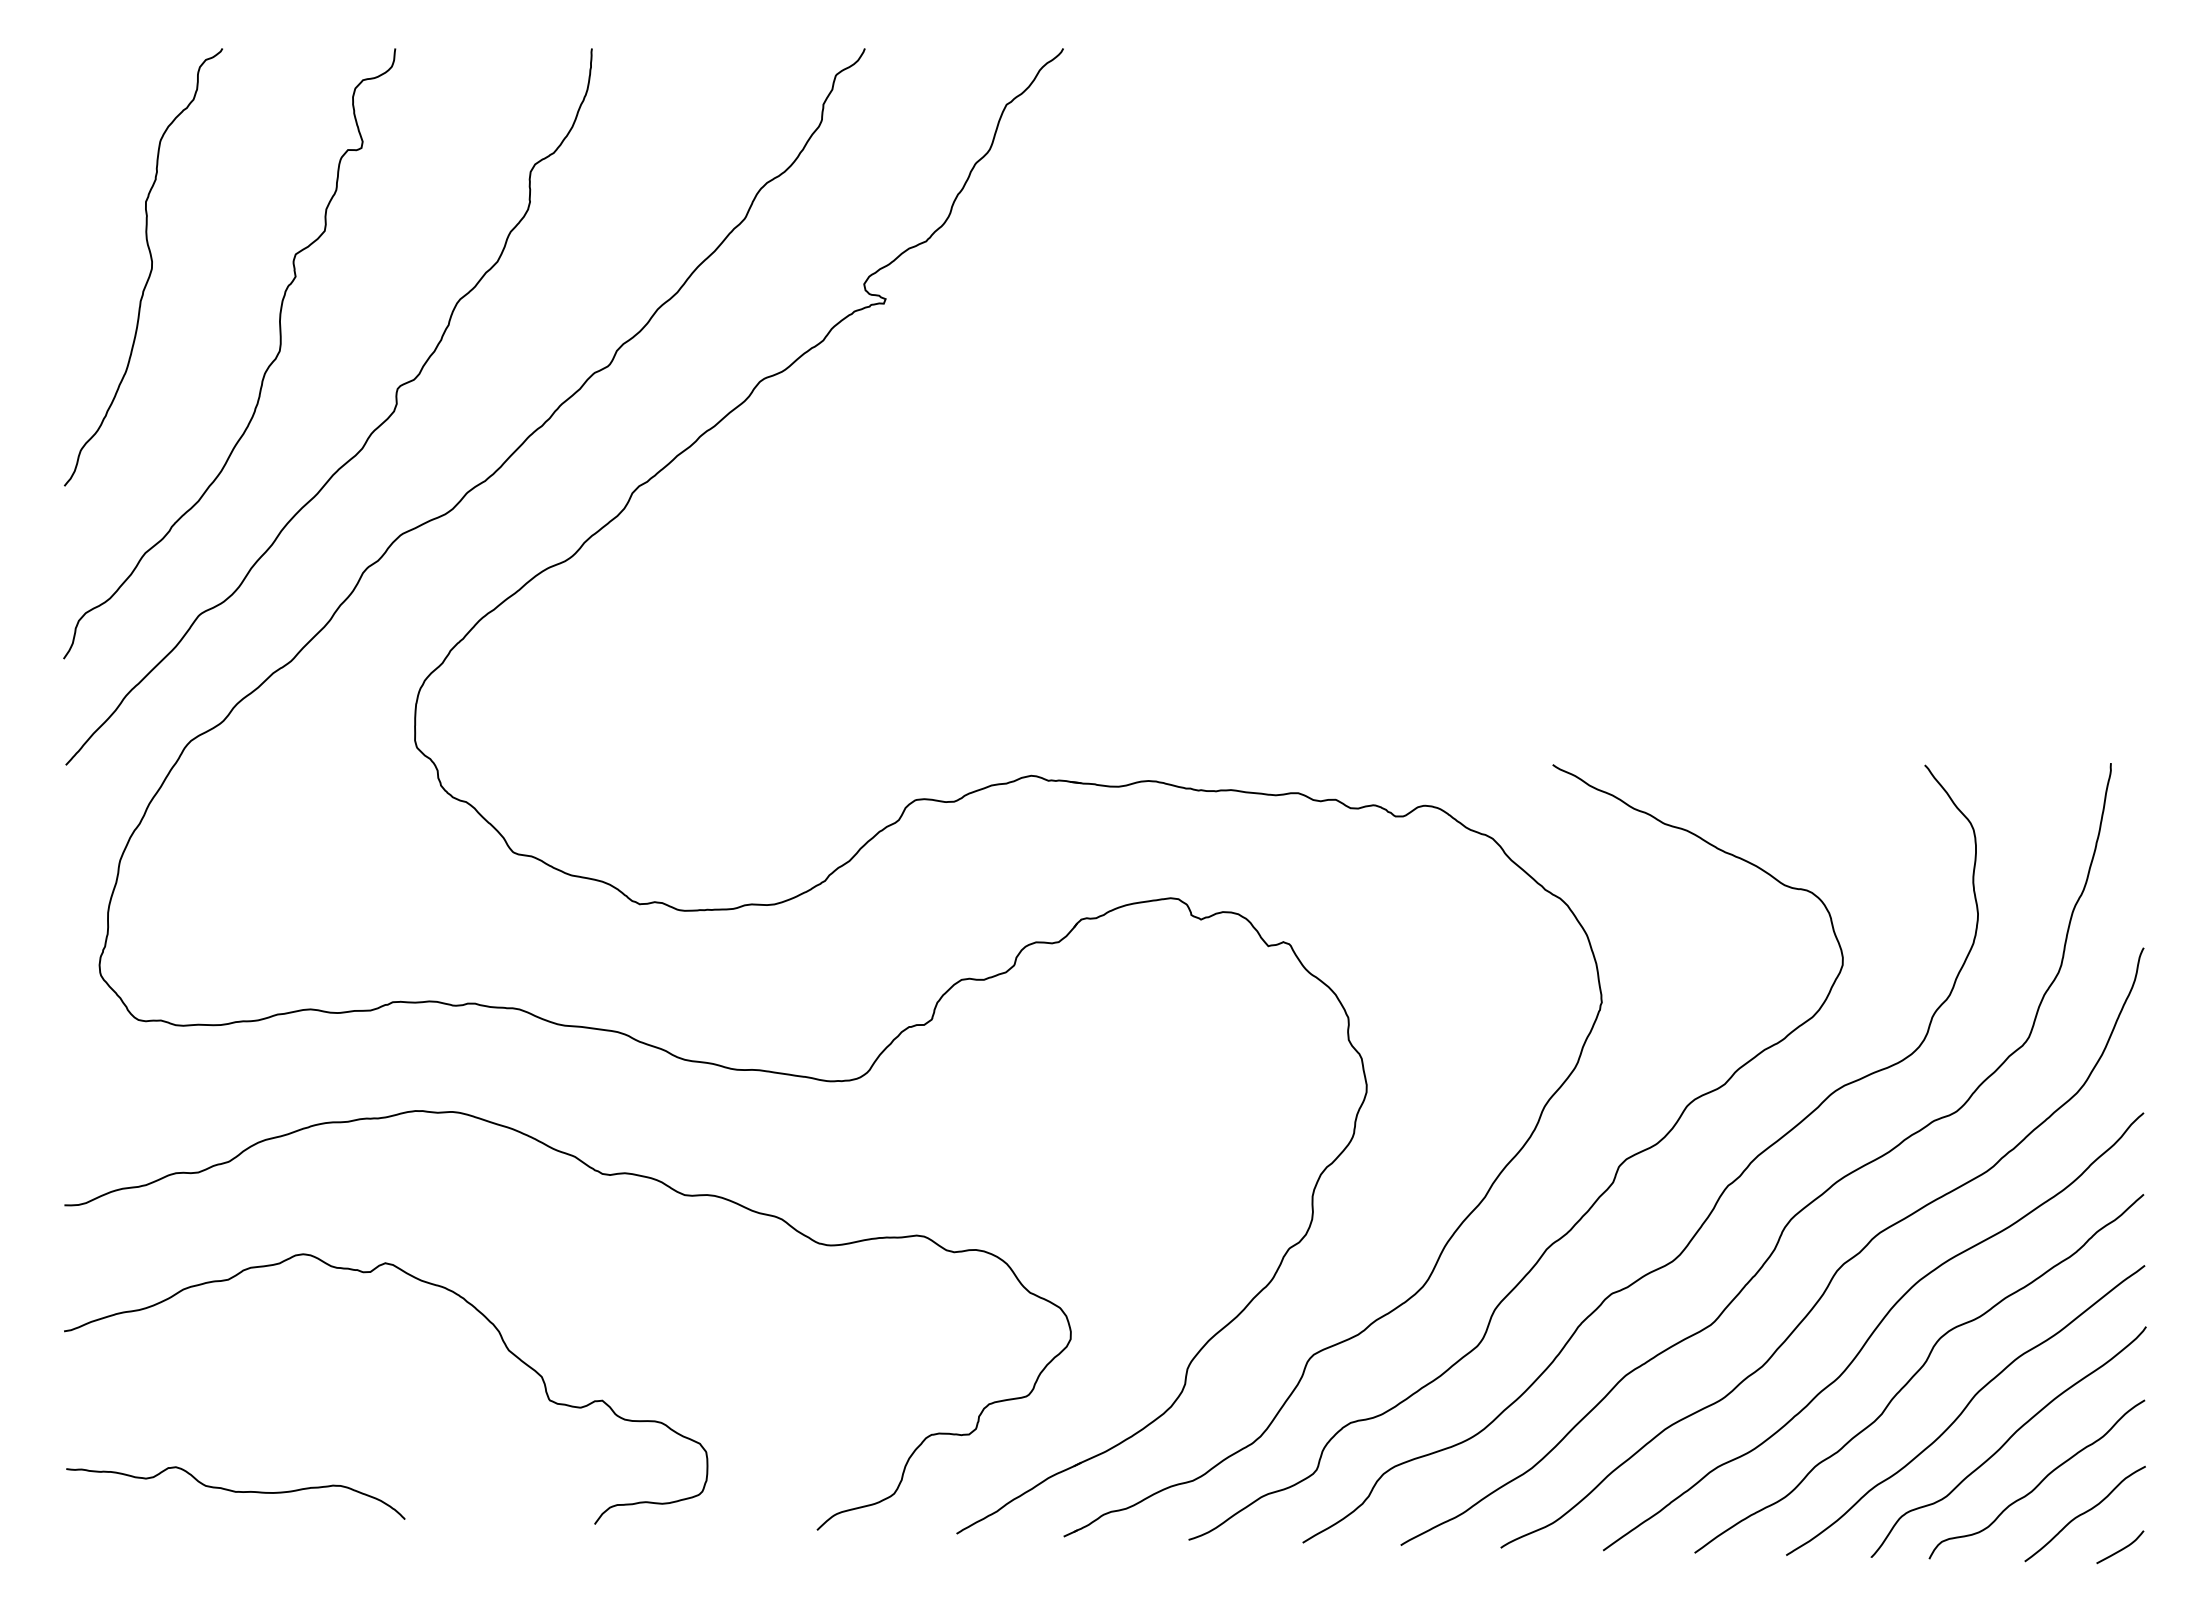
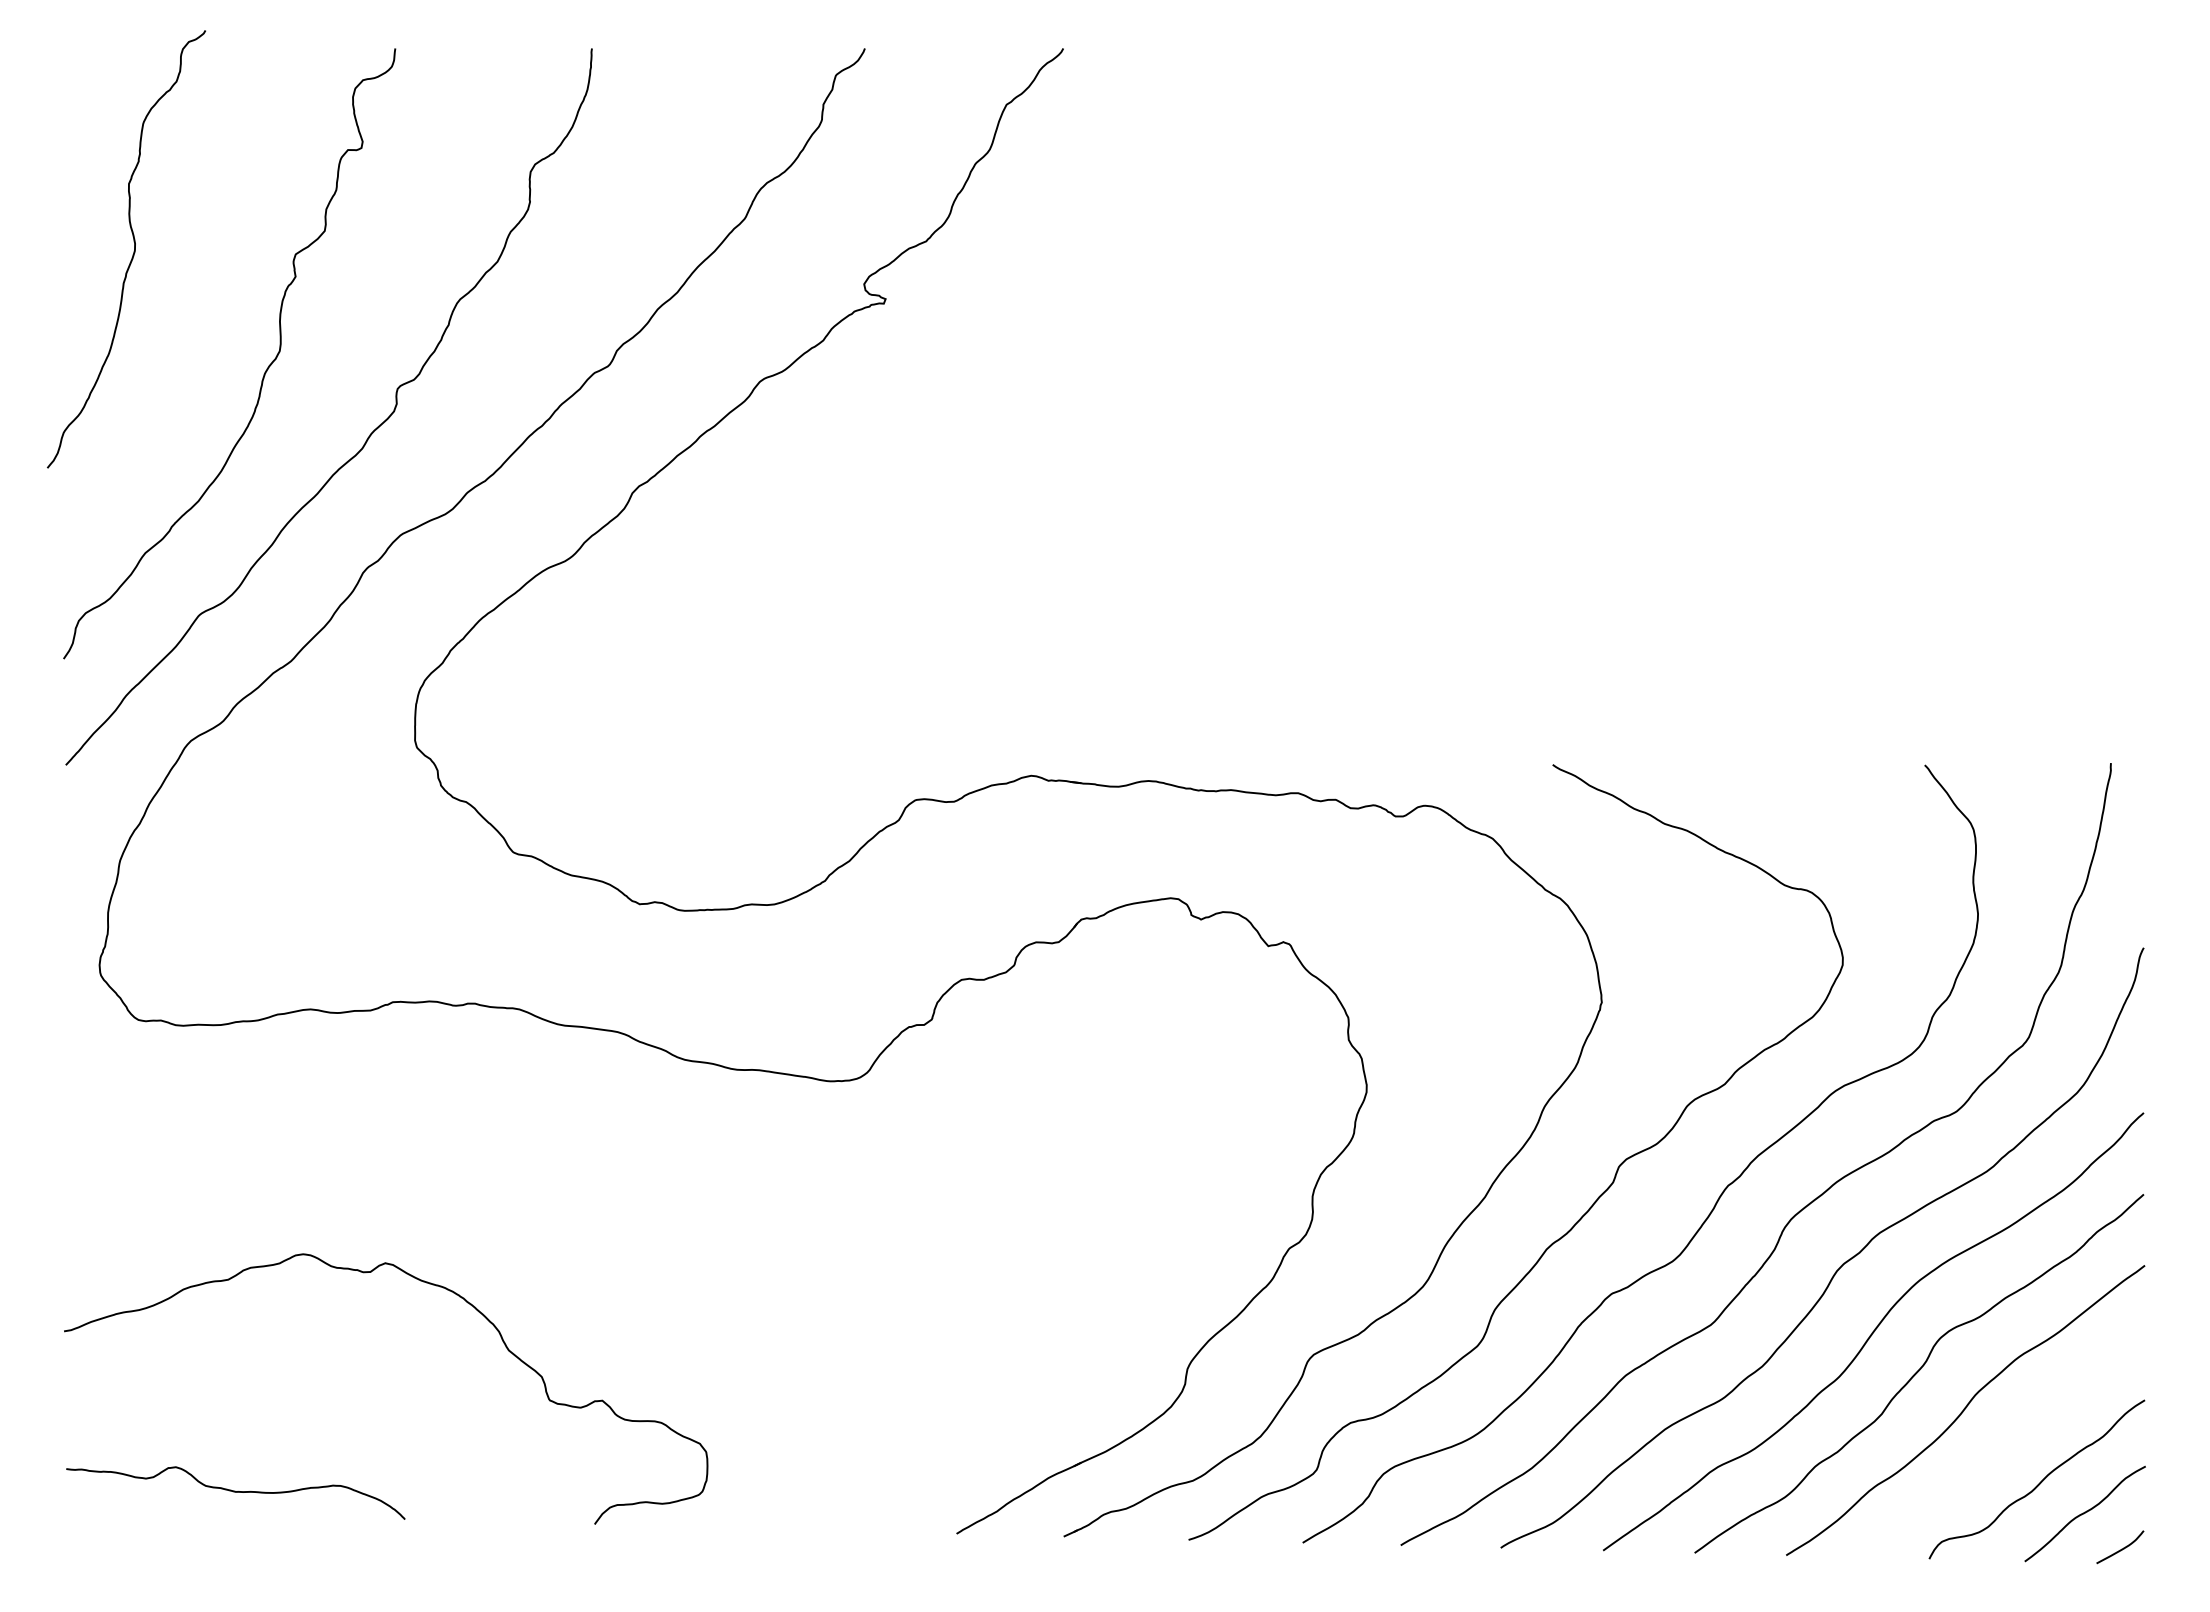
curve position: (150, 269) -> (133, 251) (133, 251)
curve: present -> none (604, 1175)
curve: present -> none (2008, 1441)
